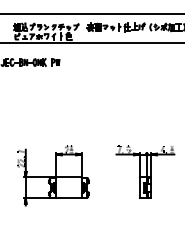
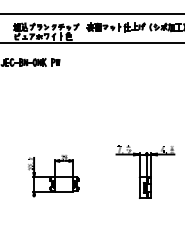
part size: 73x62 px -> 52x43 px (53, 176)
